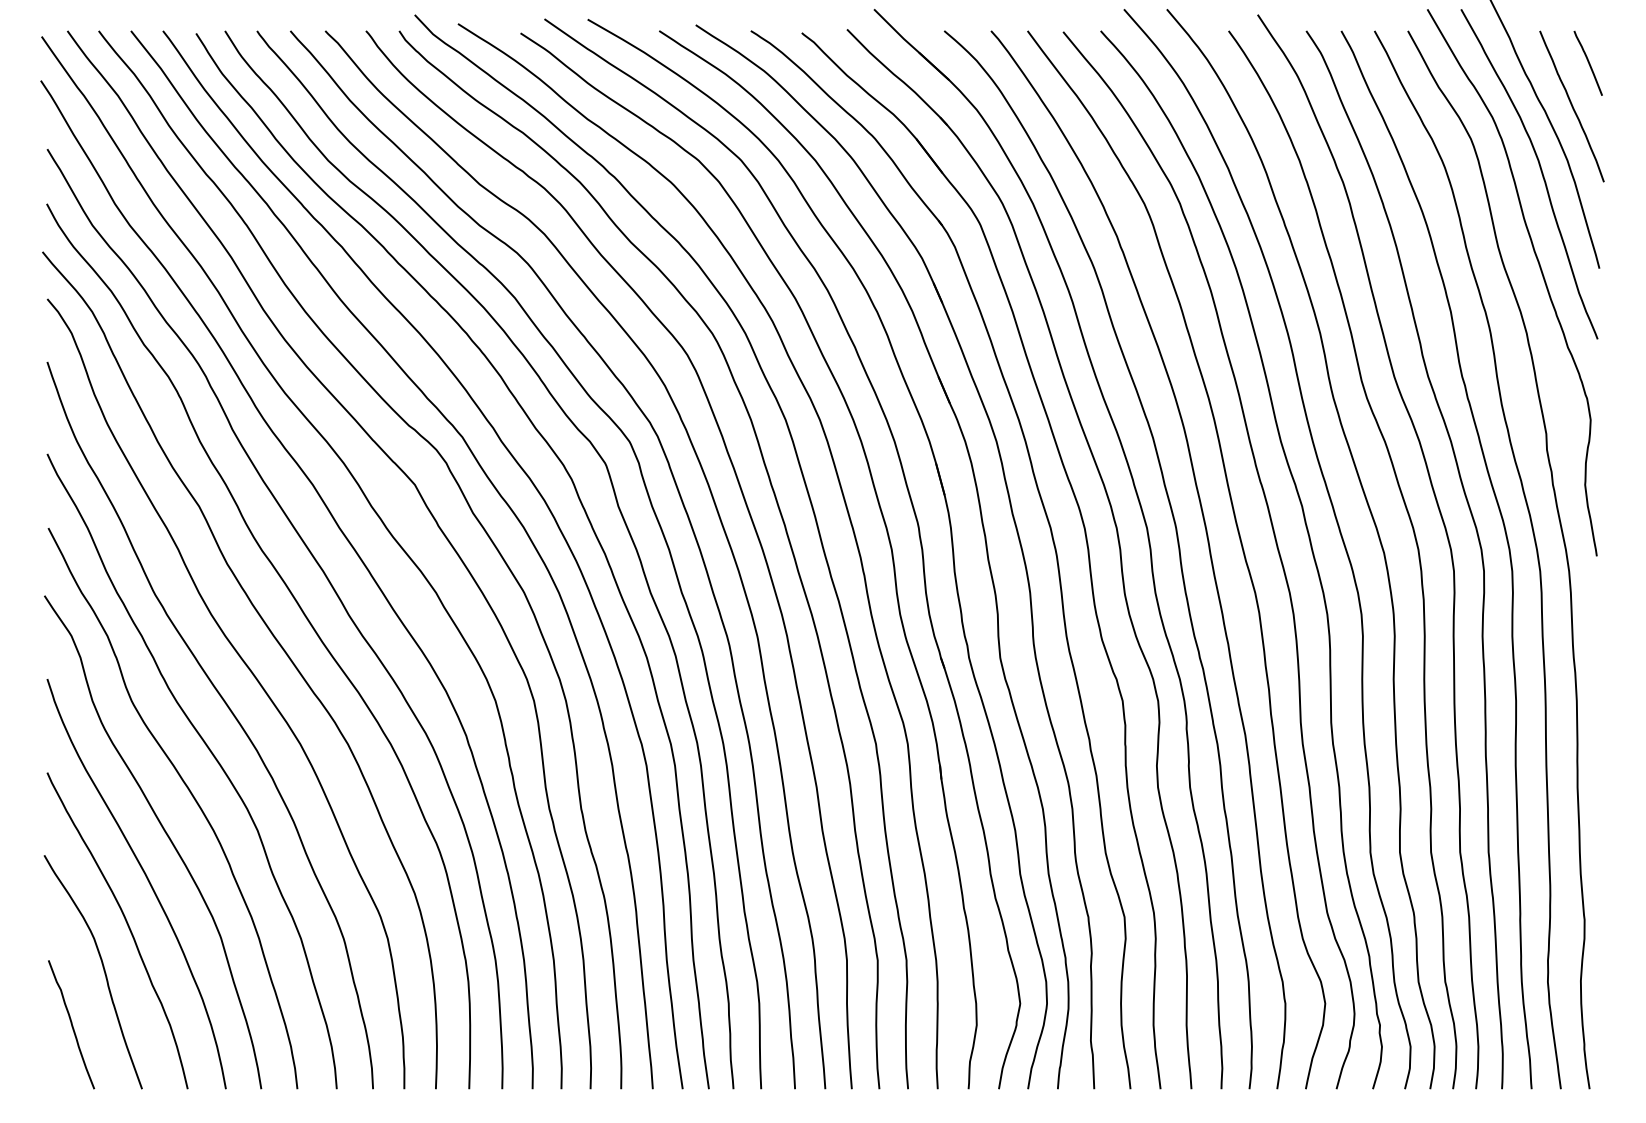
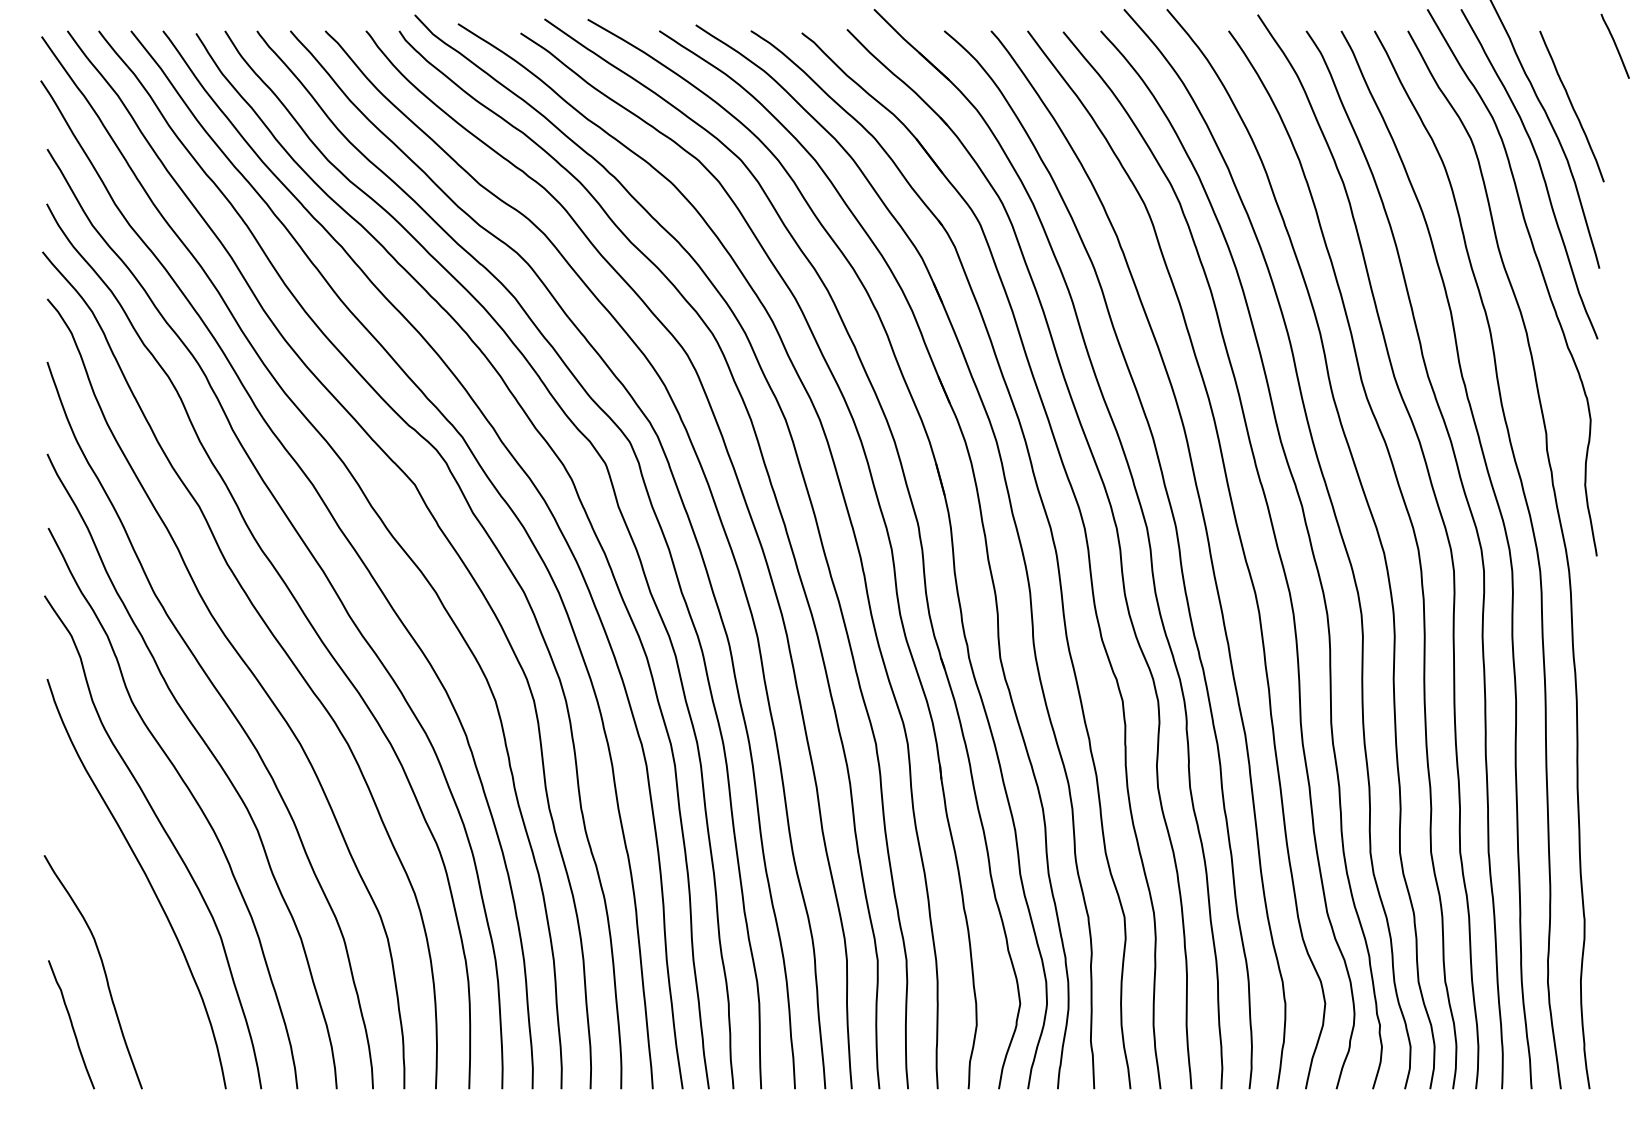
curve position: (1587, 62) -> (1614, 45) (1614, 45)
curve: present -> none (127, 926)
